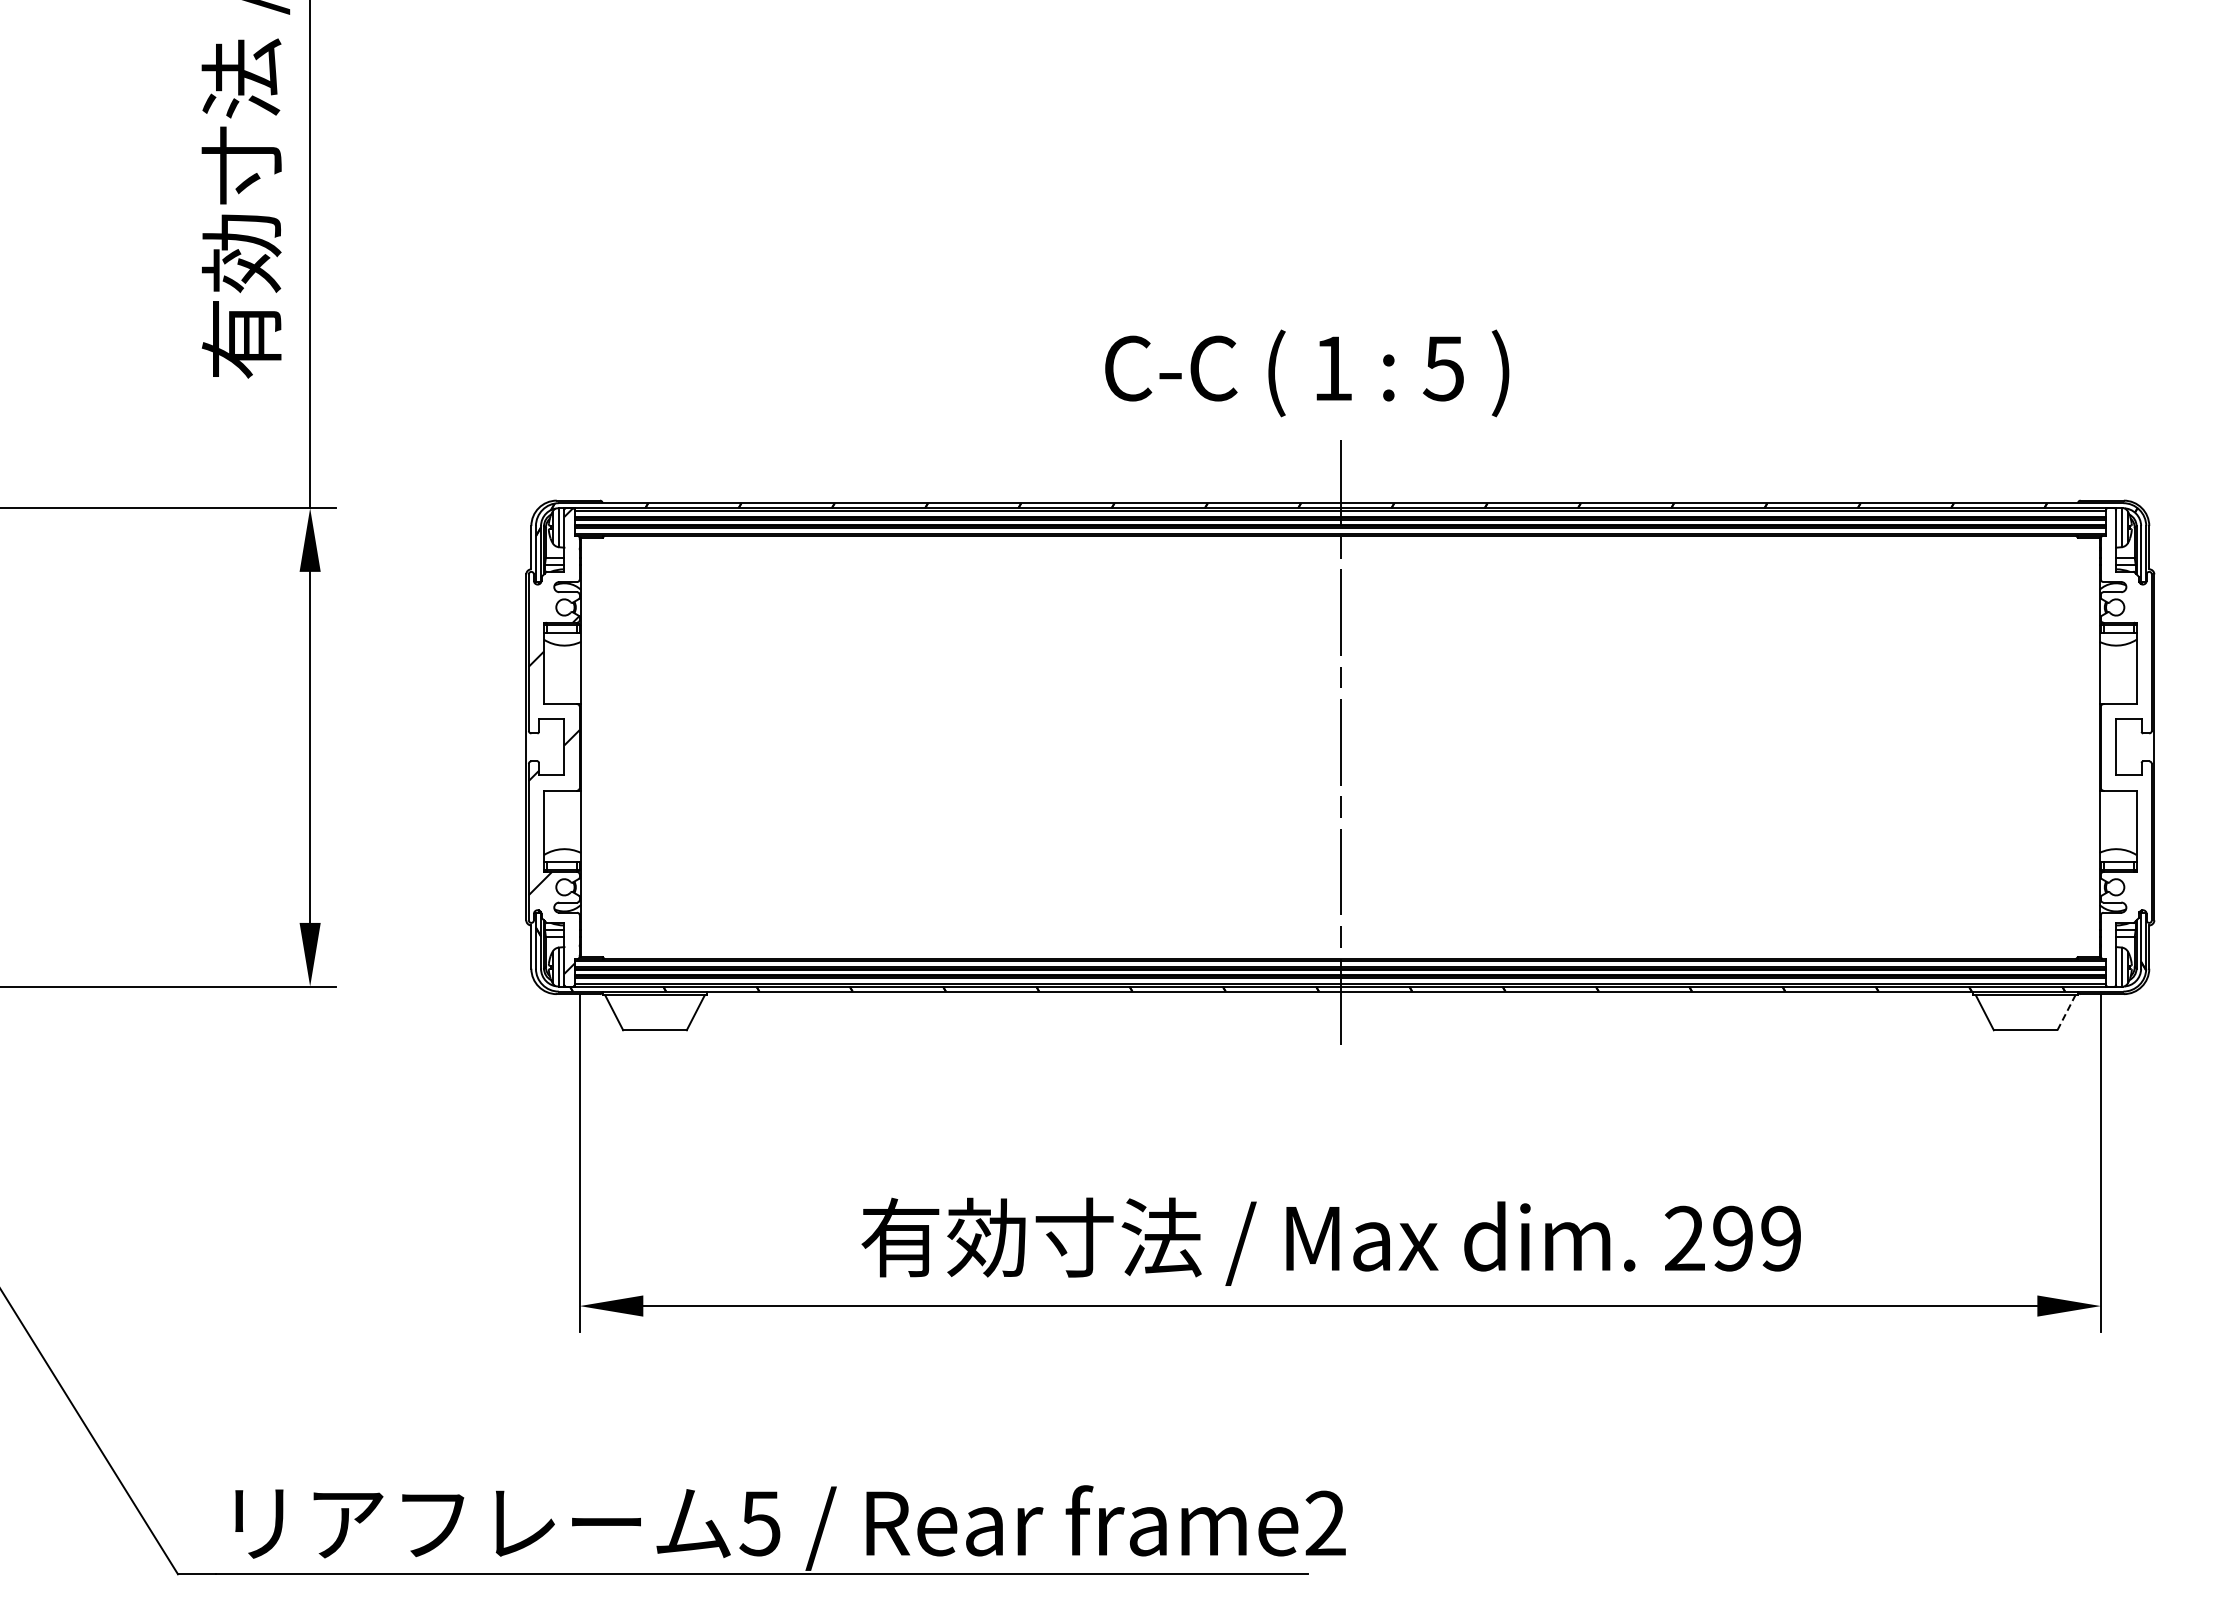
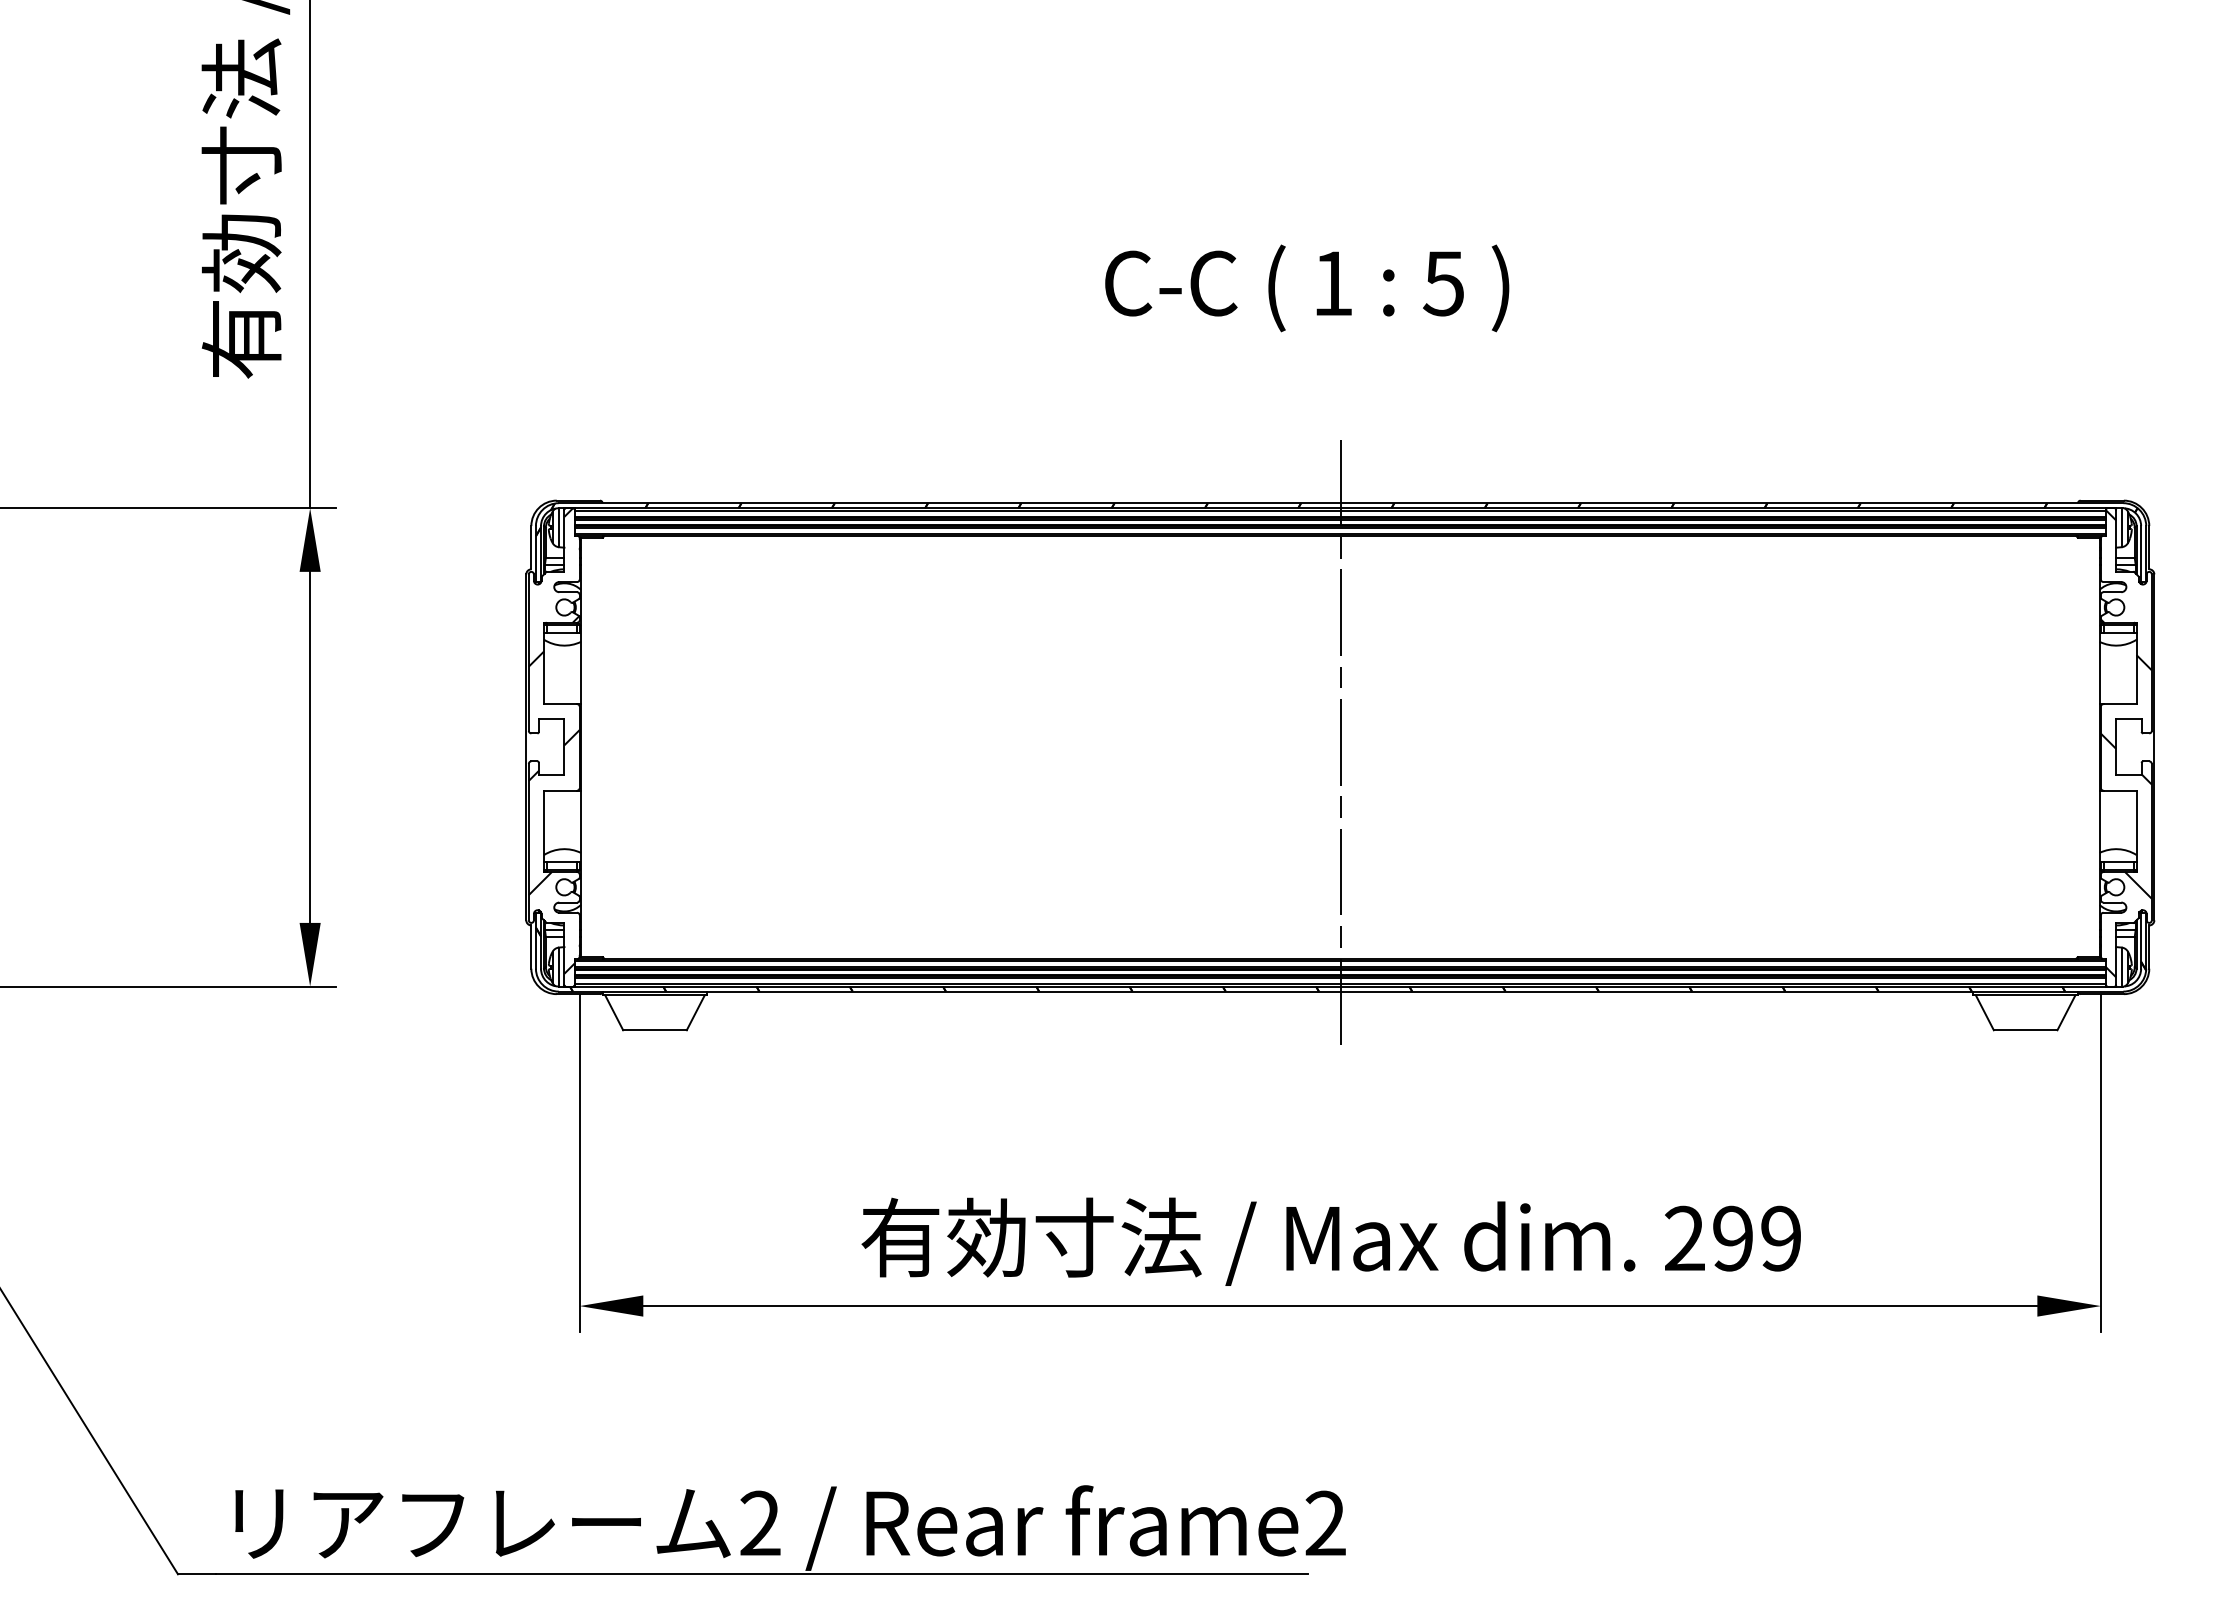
text position: (1307, 373) -> (1307, 288) (1307, 288)
hatch: none -> present (2125, 743)
line: dashed -> solid (2066, 1012)
text: 5 -> 2 (759, 1523)
